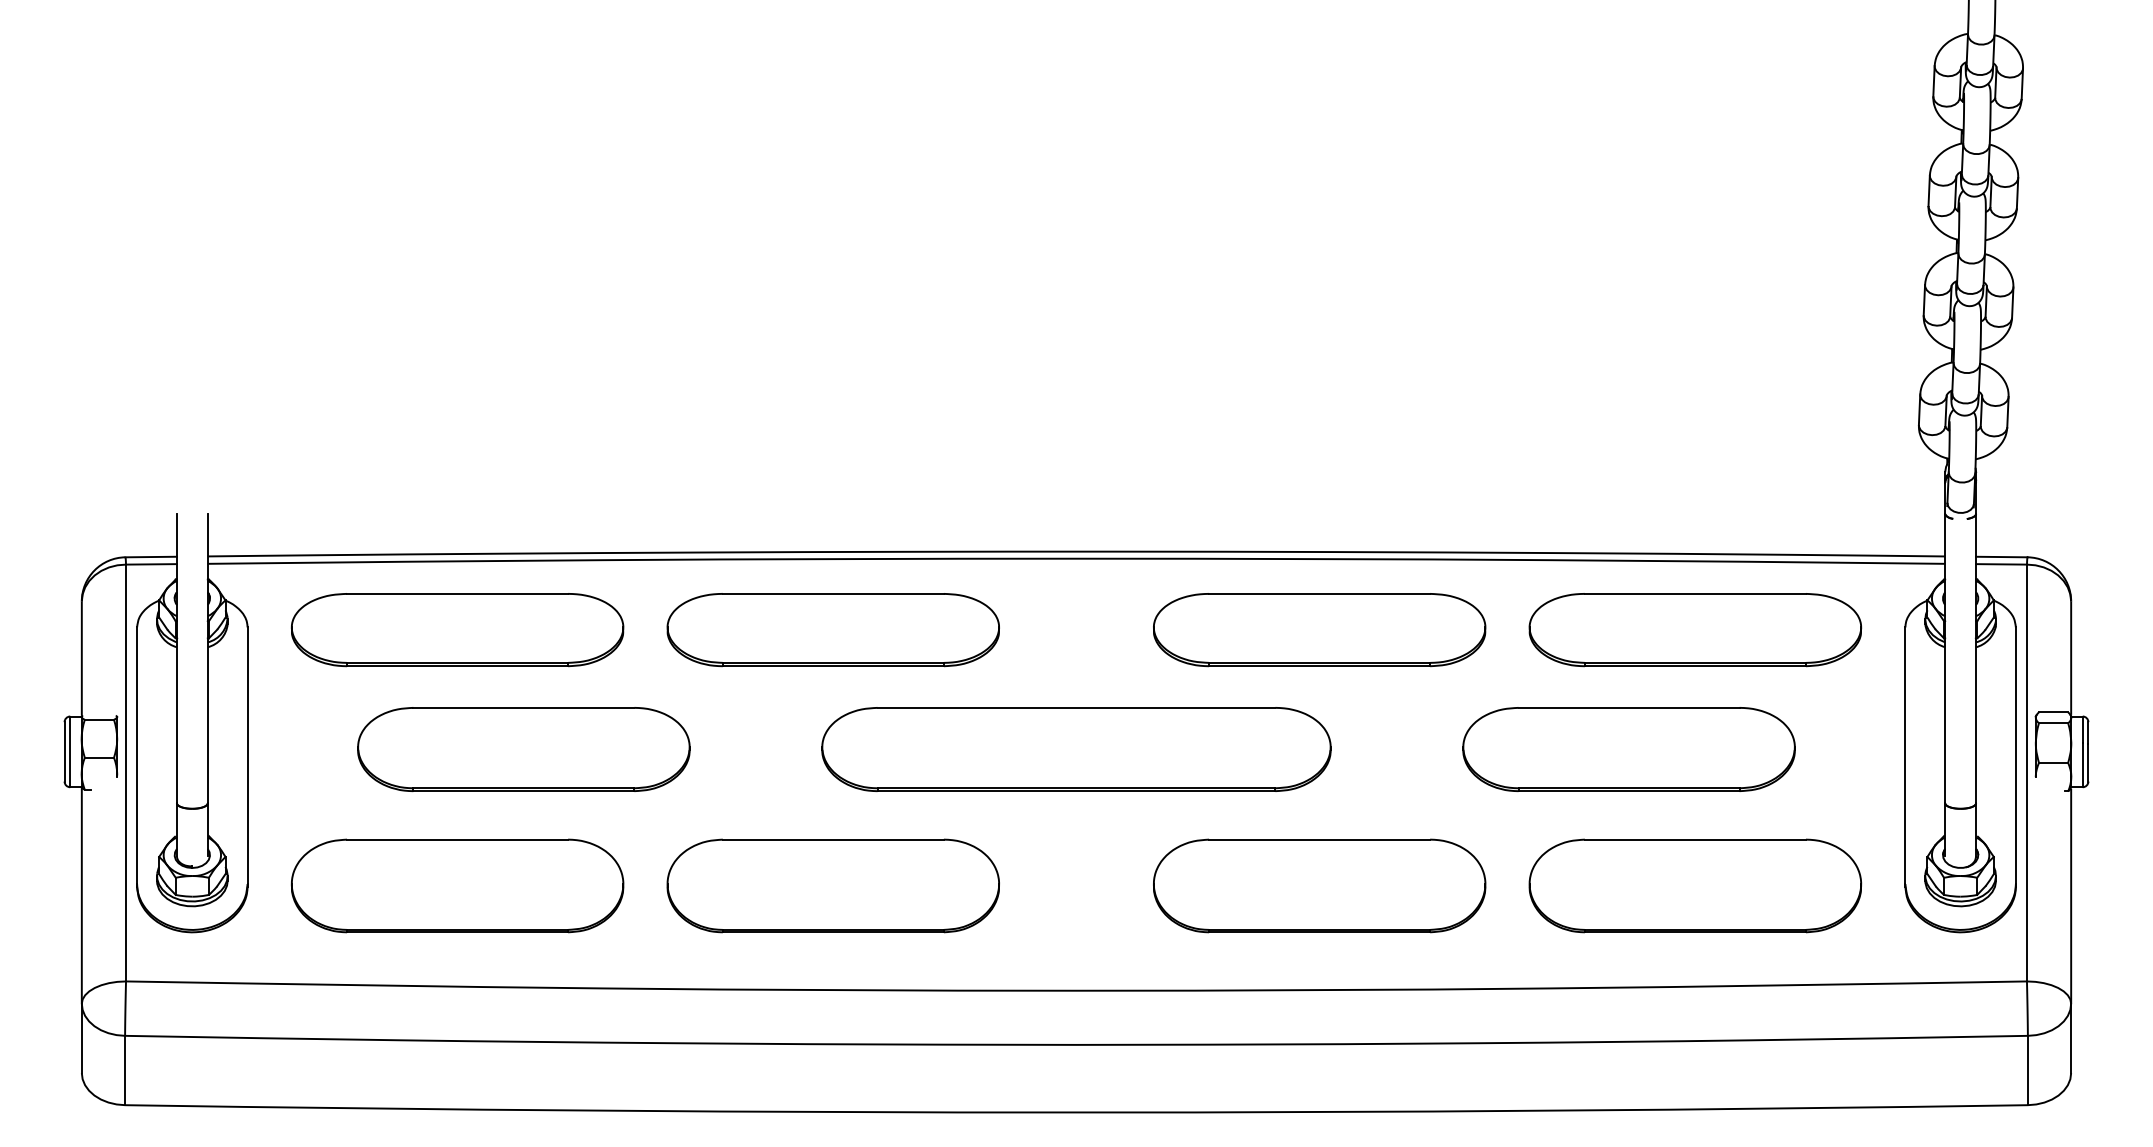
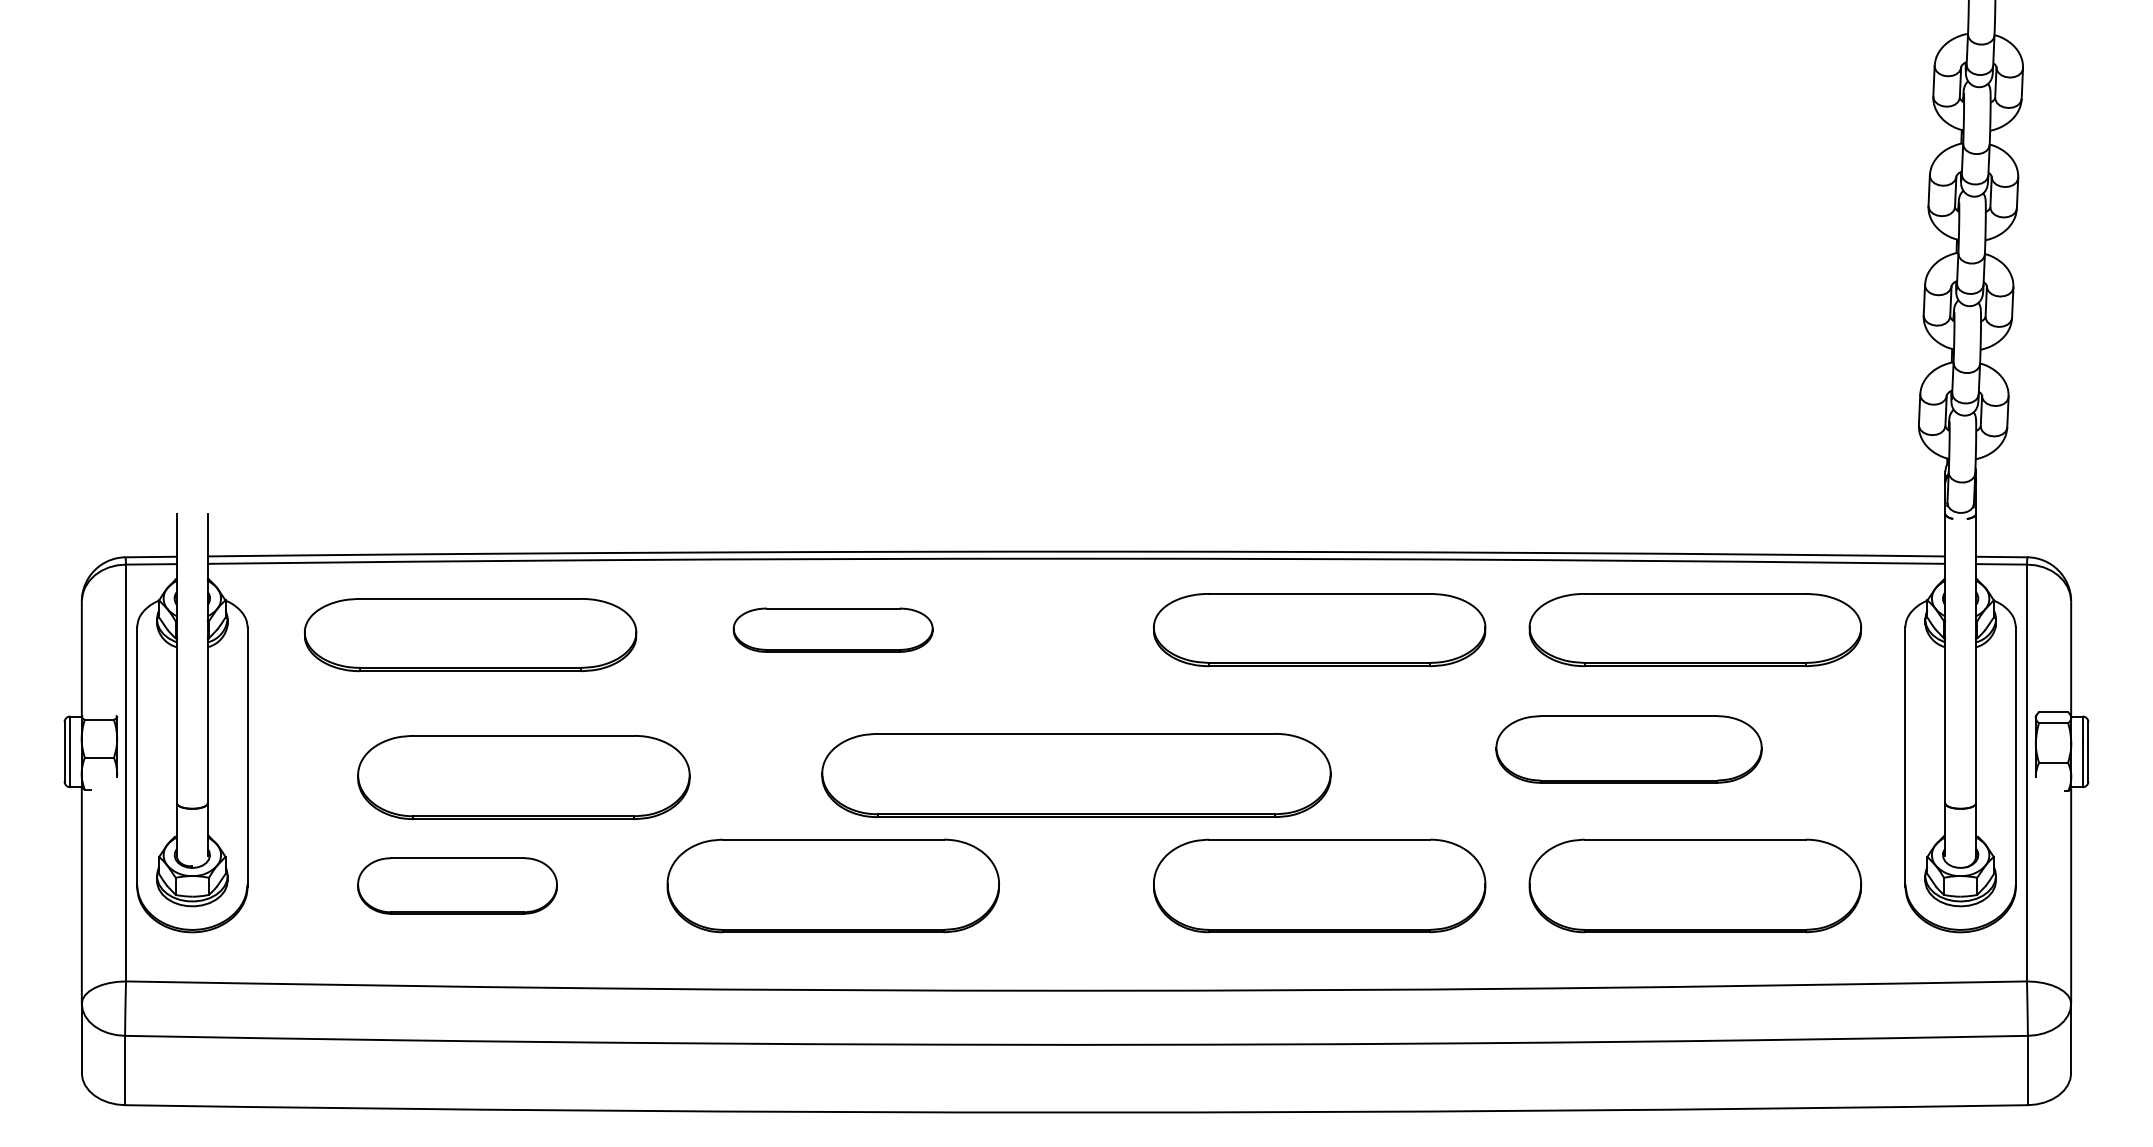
part position: (457, 630) -> (470, 635) (470, 635)
part size: 334x75 px -> 202x46 px (832, 629)
part position: (523, 749) -> (523, 777) (523, 777)
part position: (1076, 749) -> (1076, 775) (1076, 775)
part size: 334x85 px -> 268x69 px (1628, 749)
part size: 335x96 px -> 201x58 px (457, 885)
